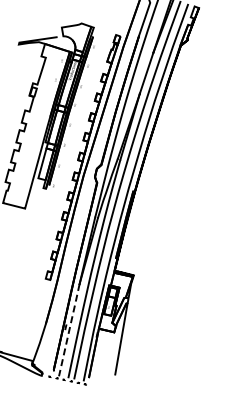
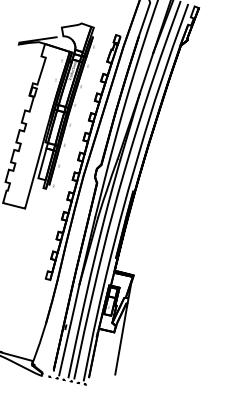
line: dashed -> solid (69, 329)
